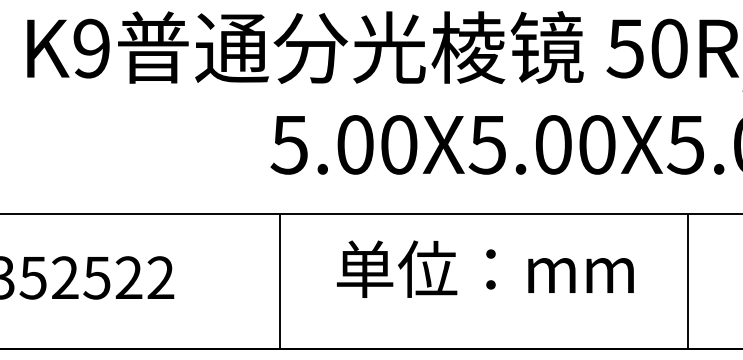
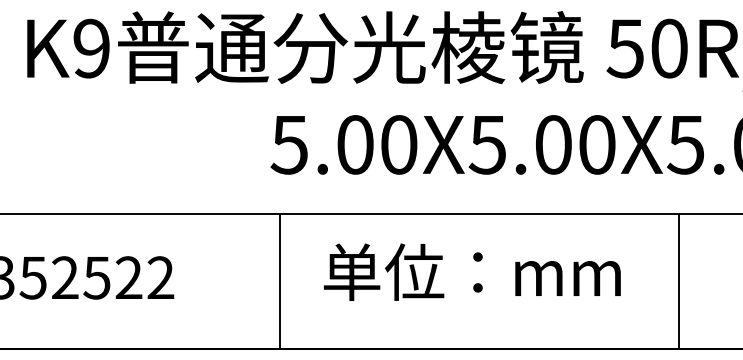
text position: (485, 268) -> (472, 271) (472, 271)
line position: (687, 281) -> (678, 281) (678, 281)
